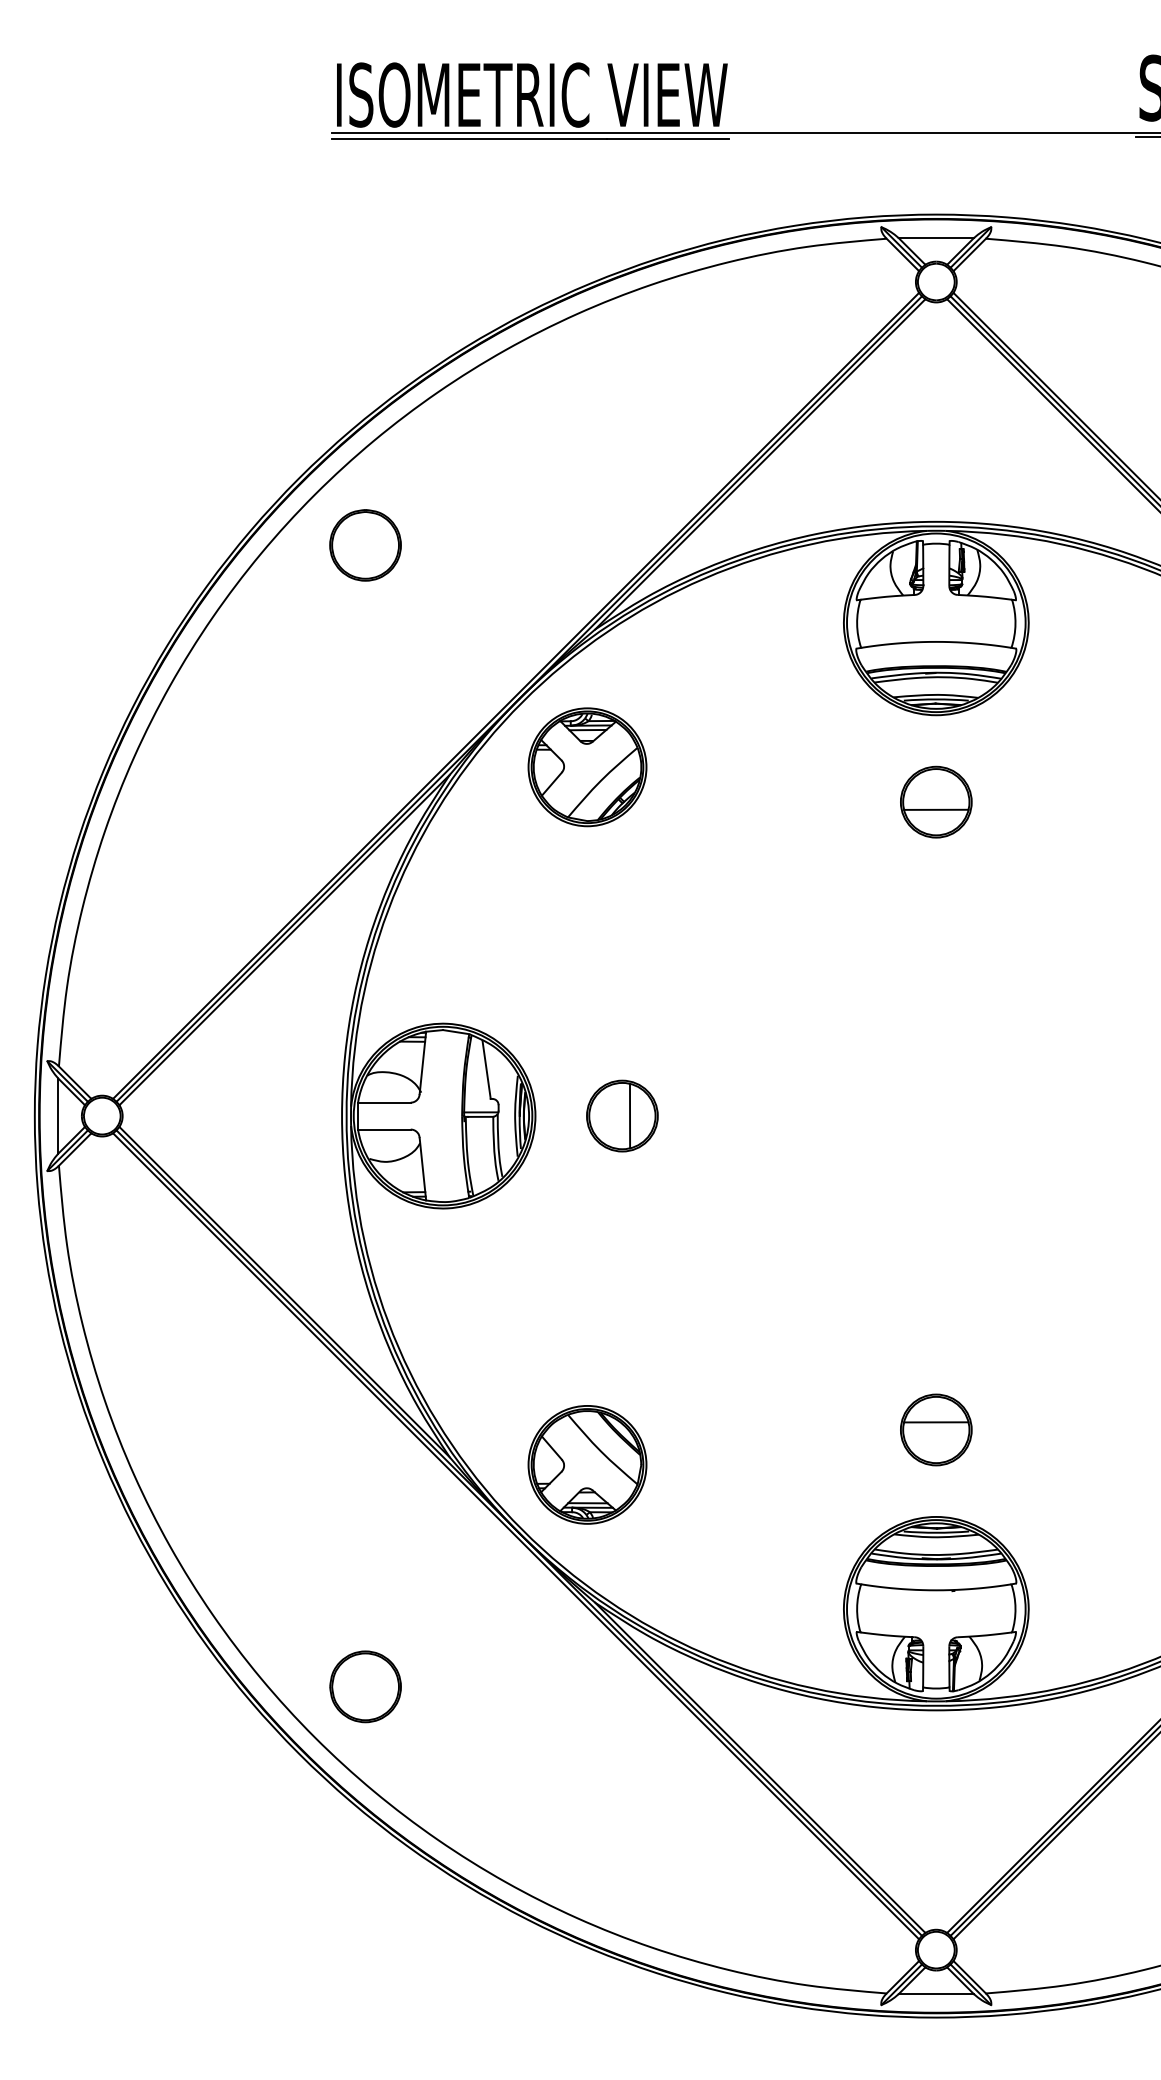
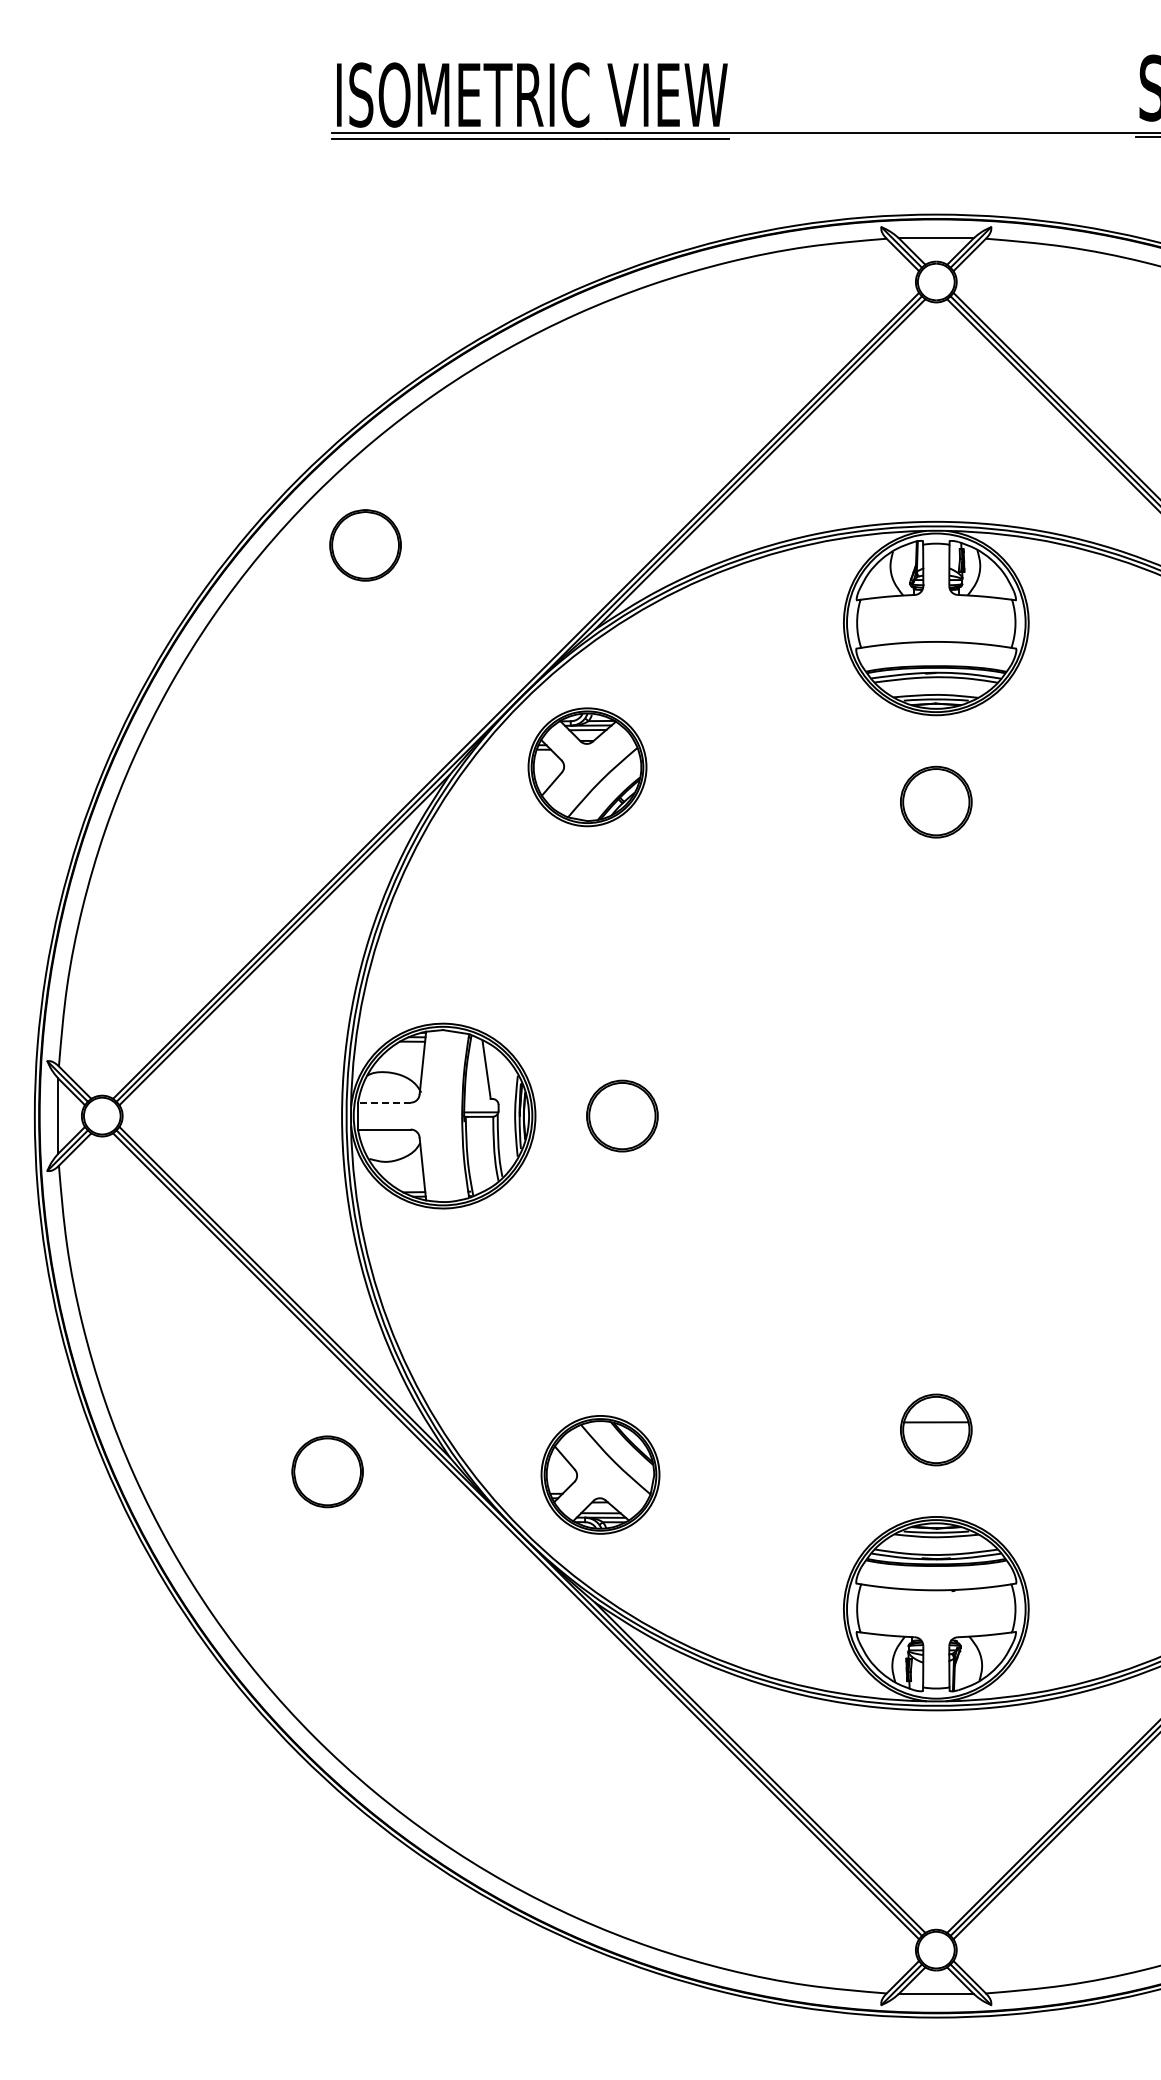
line: present -> none (936, 809)
line: solid -> dashed (383, 1102)
line: present -> none (630, 1115)
part position: (587, 1464) -> (600, 1474) (600, 1474)
part position: (365, 1686) -> (327, 1471) (327, 1471)
